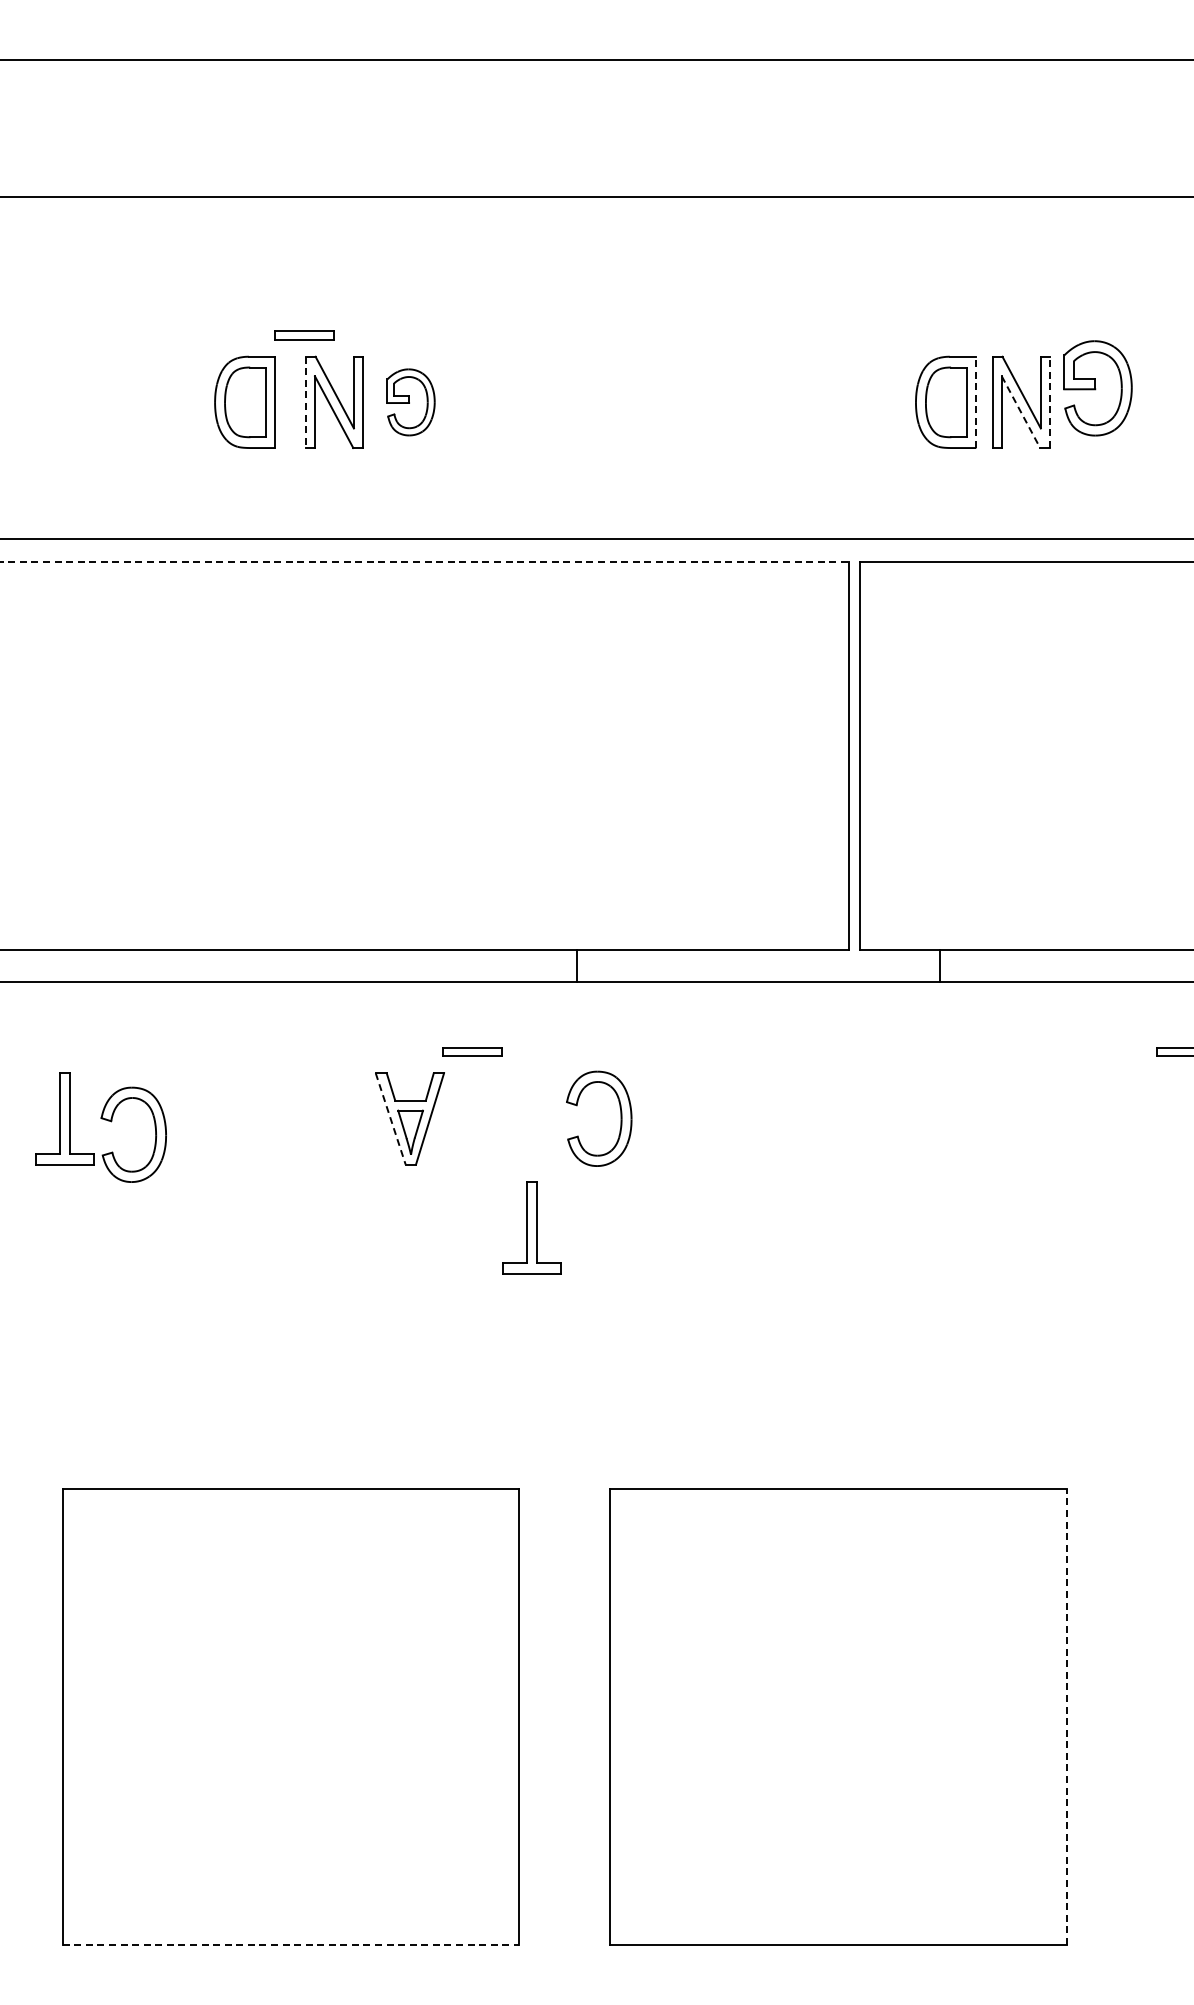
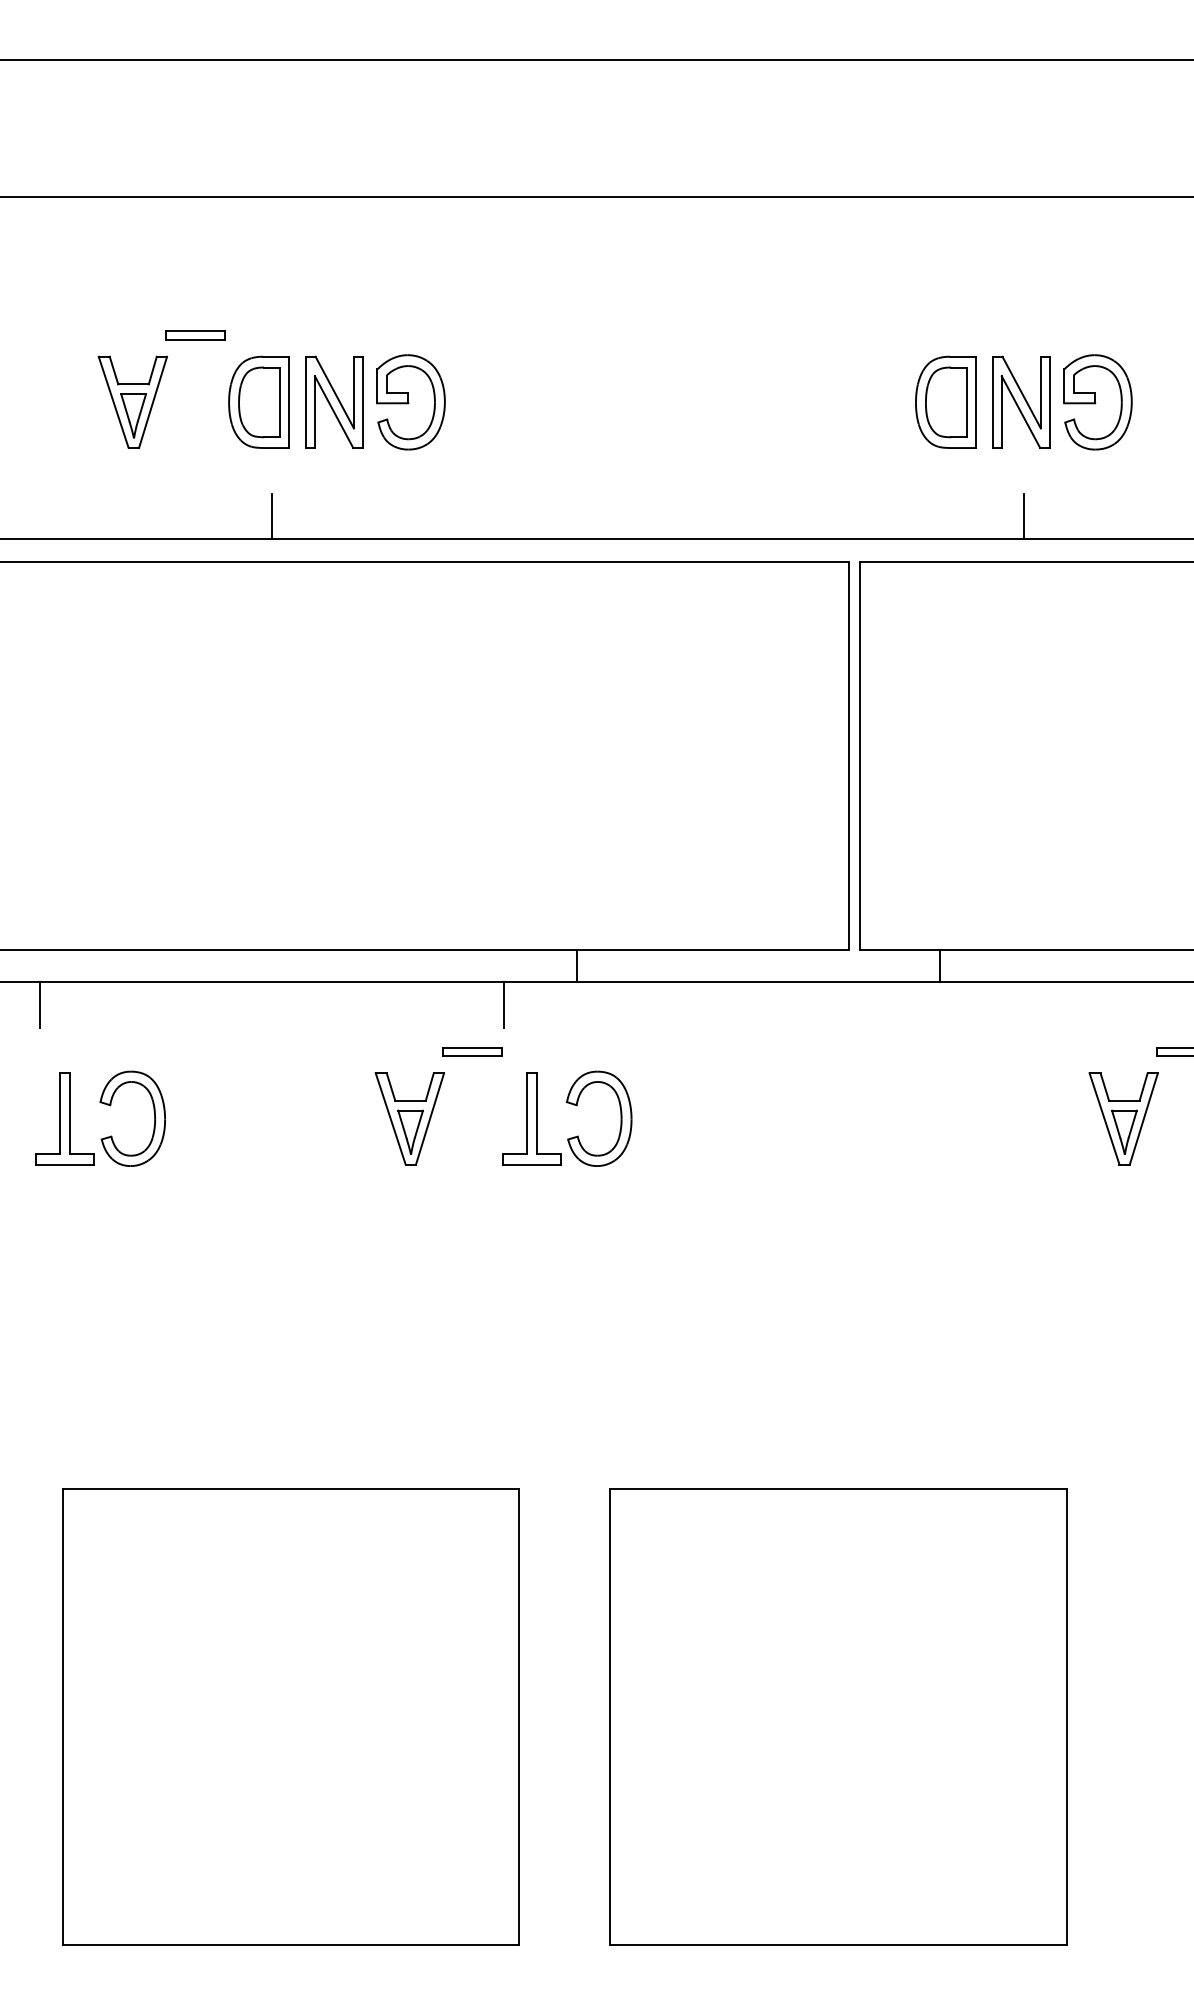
part position: (304, 335) -> (195, 335) (195, 335)
part position: (1097, 388) -> (1097, 402) (1097, 402)
part: none -> present (132, 401)
part position: (244, 401) -> (258, 401) (258, 401)
line: dashed -> solid (305, 402)
part size: 50x69 px -> 70x97 px (410, 402)
line: dashed -> solid (976, 402)
line: dashed -> solid (1050, 402)
line: dashed -> solid (1021, 412)
line: none -> present (271, 516)
line: none -> present (1023, 516)
line: dashed -> solid (425, 562)
line: none -> present (39, 1004)
line: none -> present (503, 1004)
part: none -> present (1123, 1118)
line: dashed -> solid (390, 1119)
part position: (155, 1134) -> (154, 1118) (154, 1118)
part position: (531, 1227) -> (531, 1118) (531, 1118)
line: dashed -> solid (1066, 1716)
line: dashed -> solid (291, 1944)
